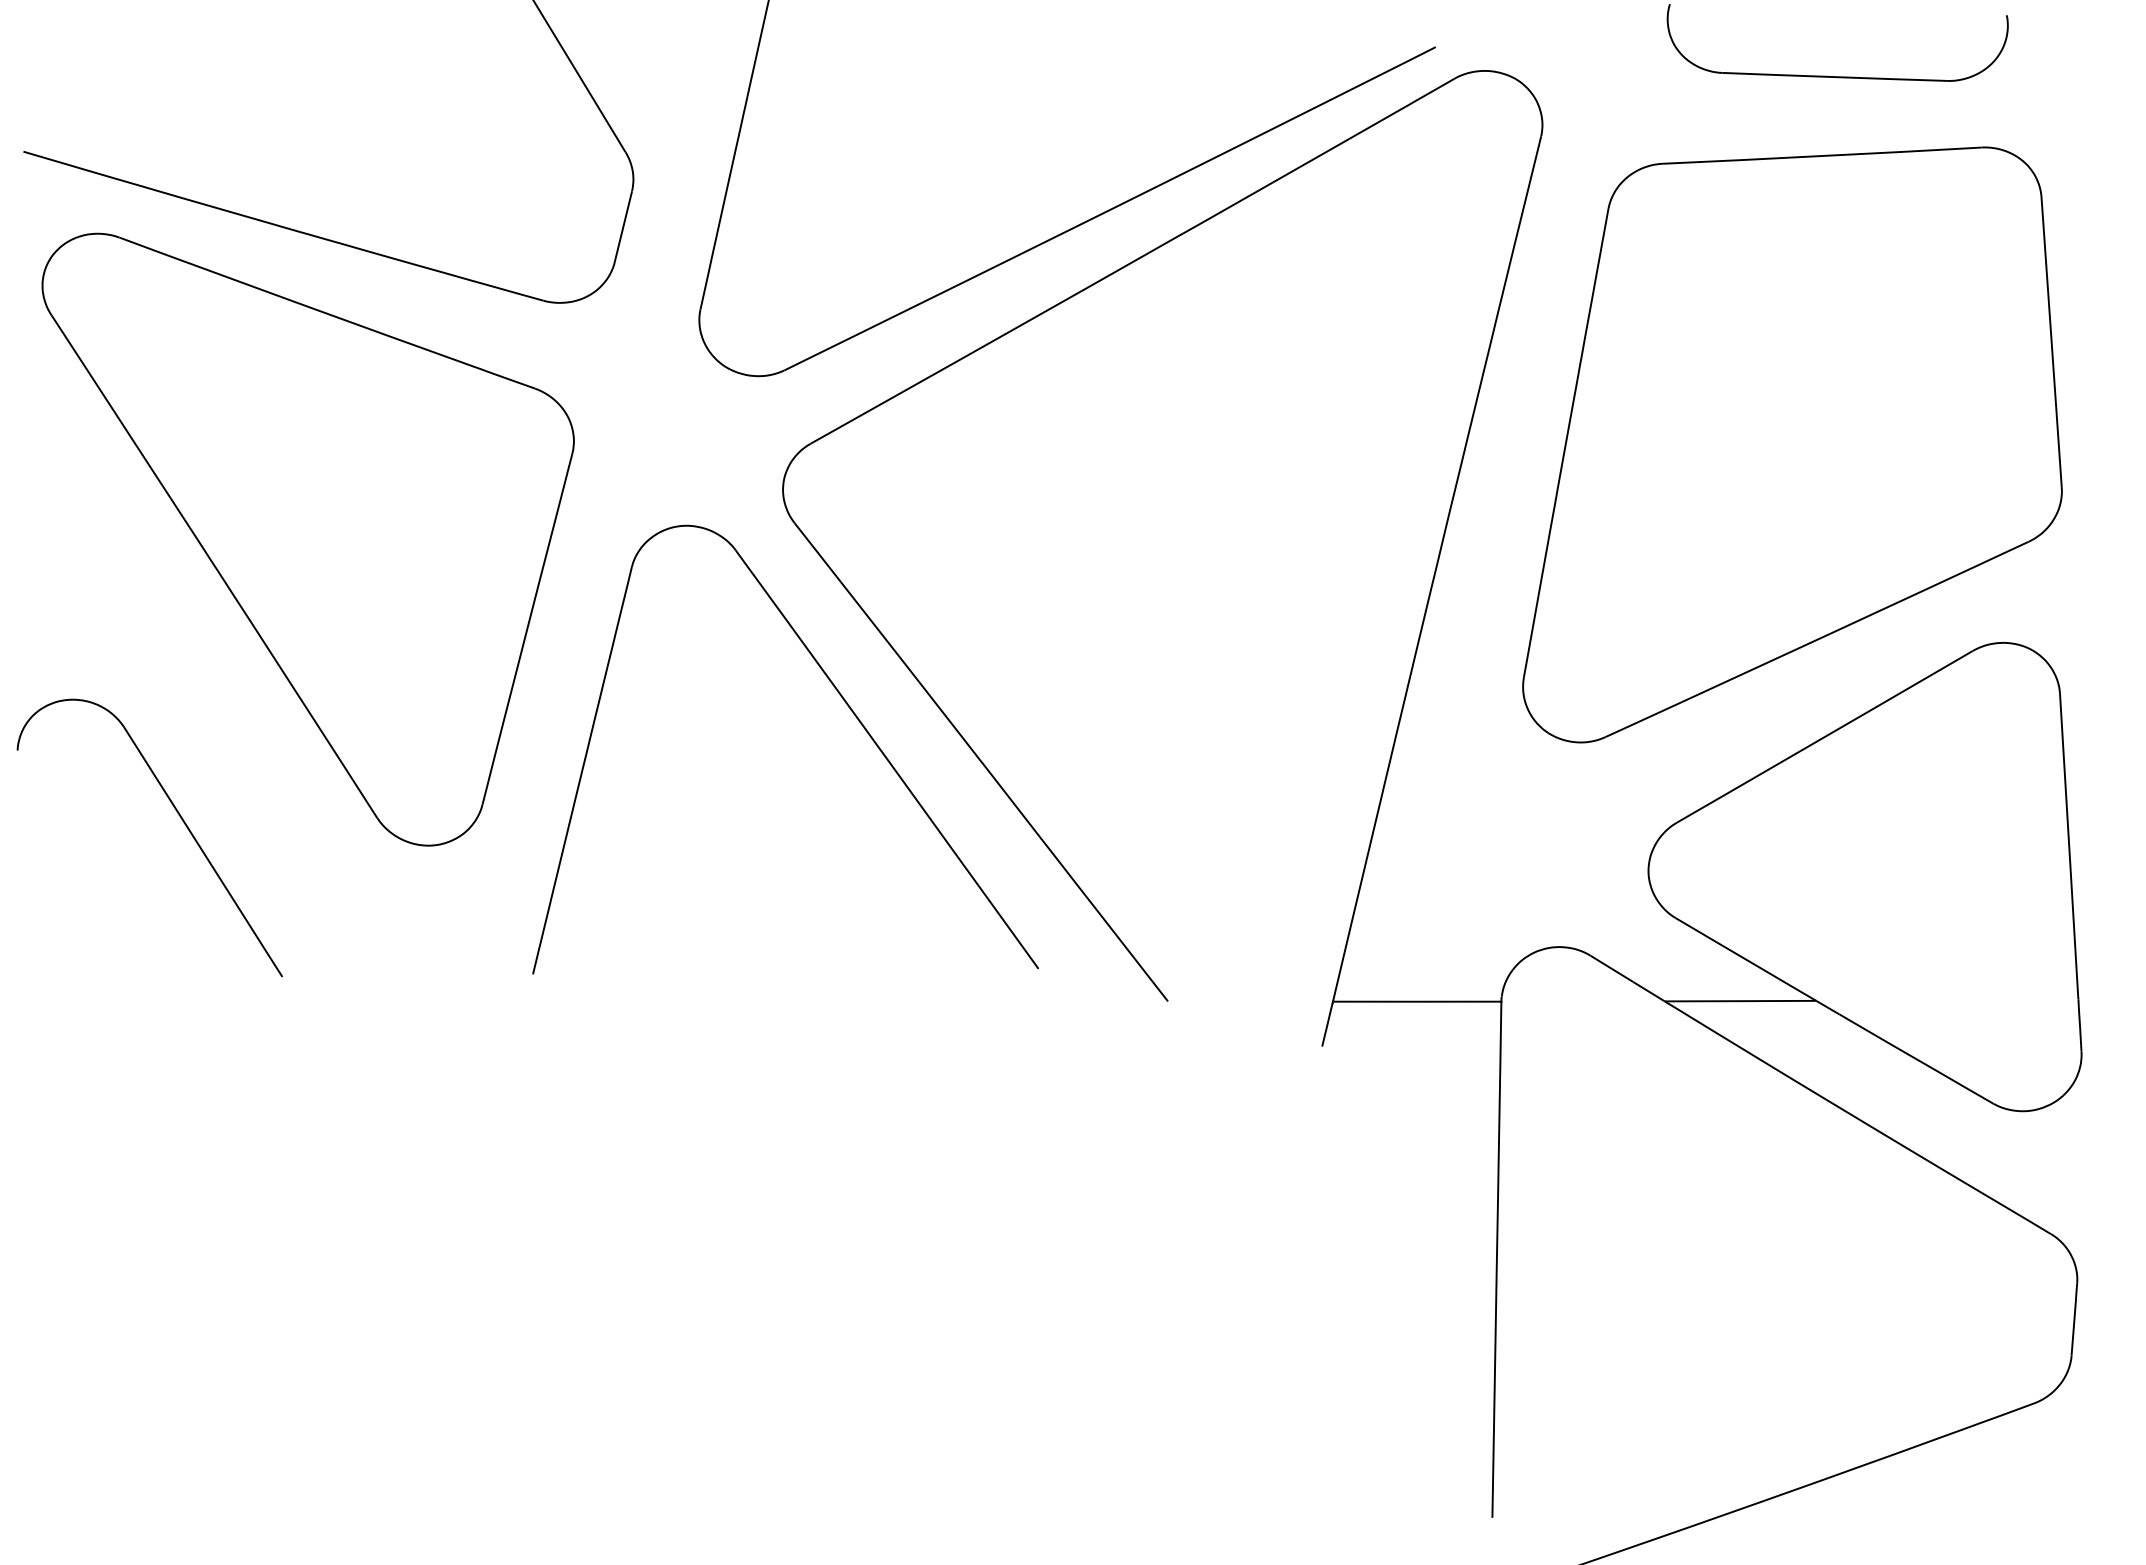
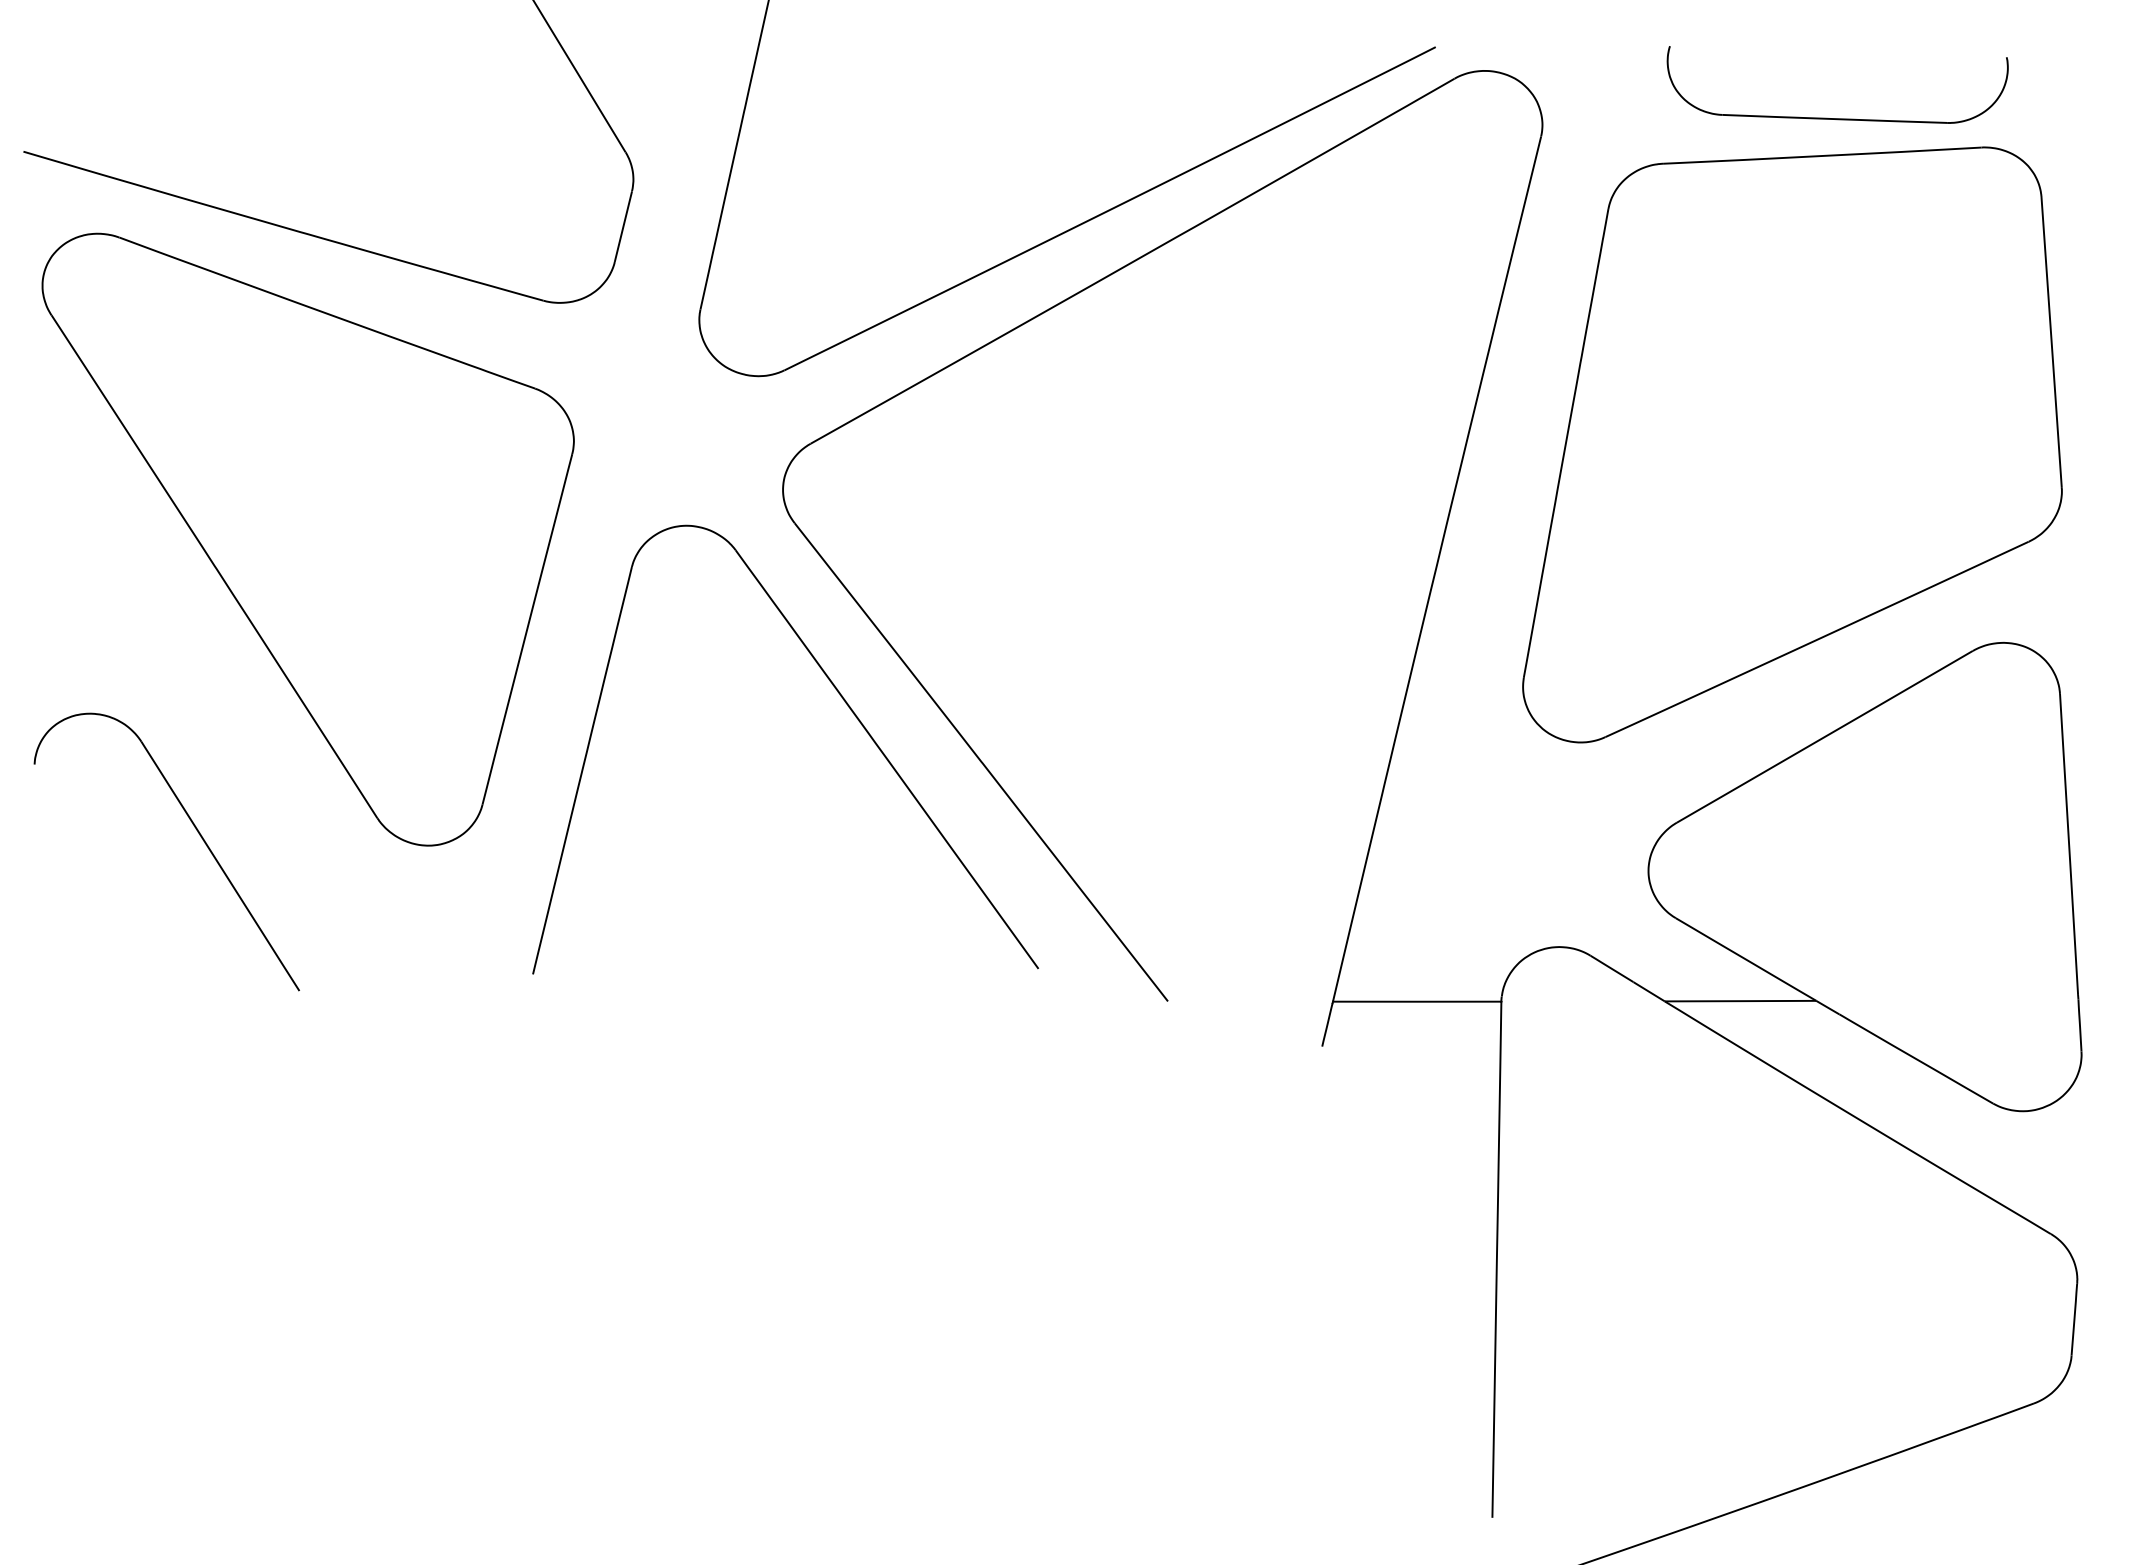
part position: (1837, 76) -> (1837, 118) (1837, 118)
part position: (180, 818) -> (197, 832) (197, 832)
